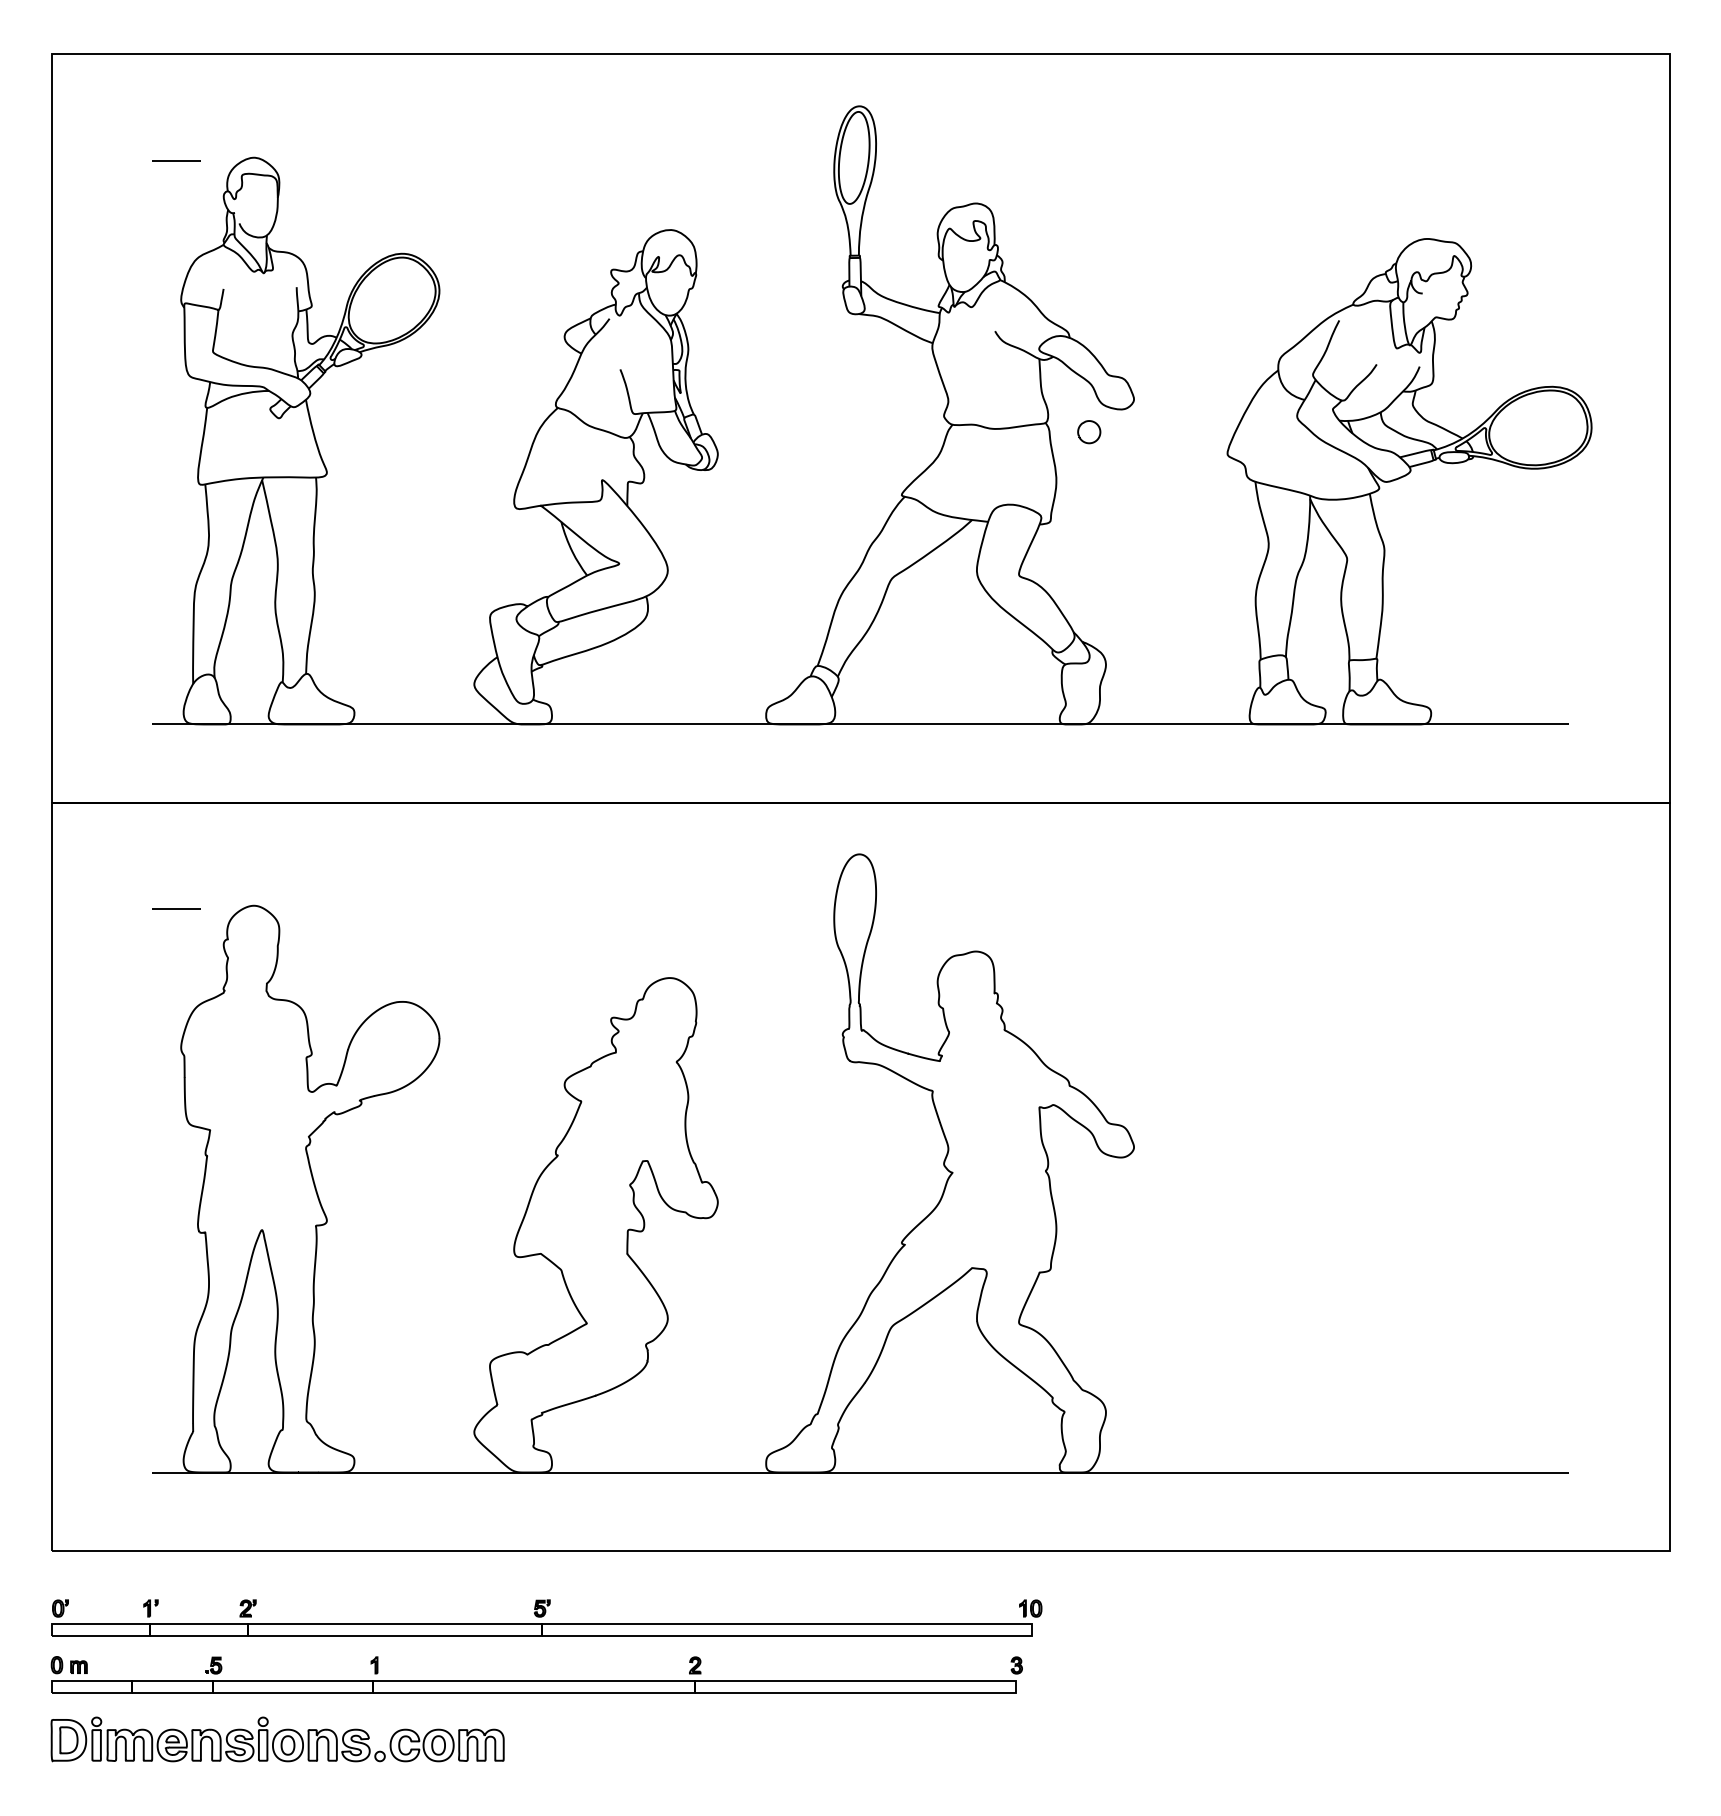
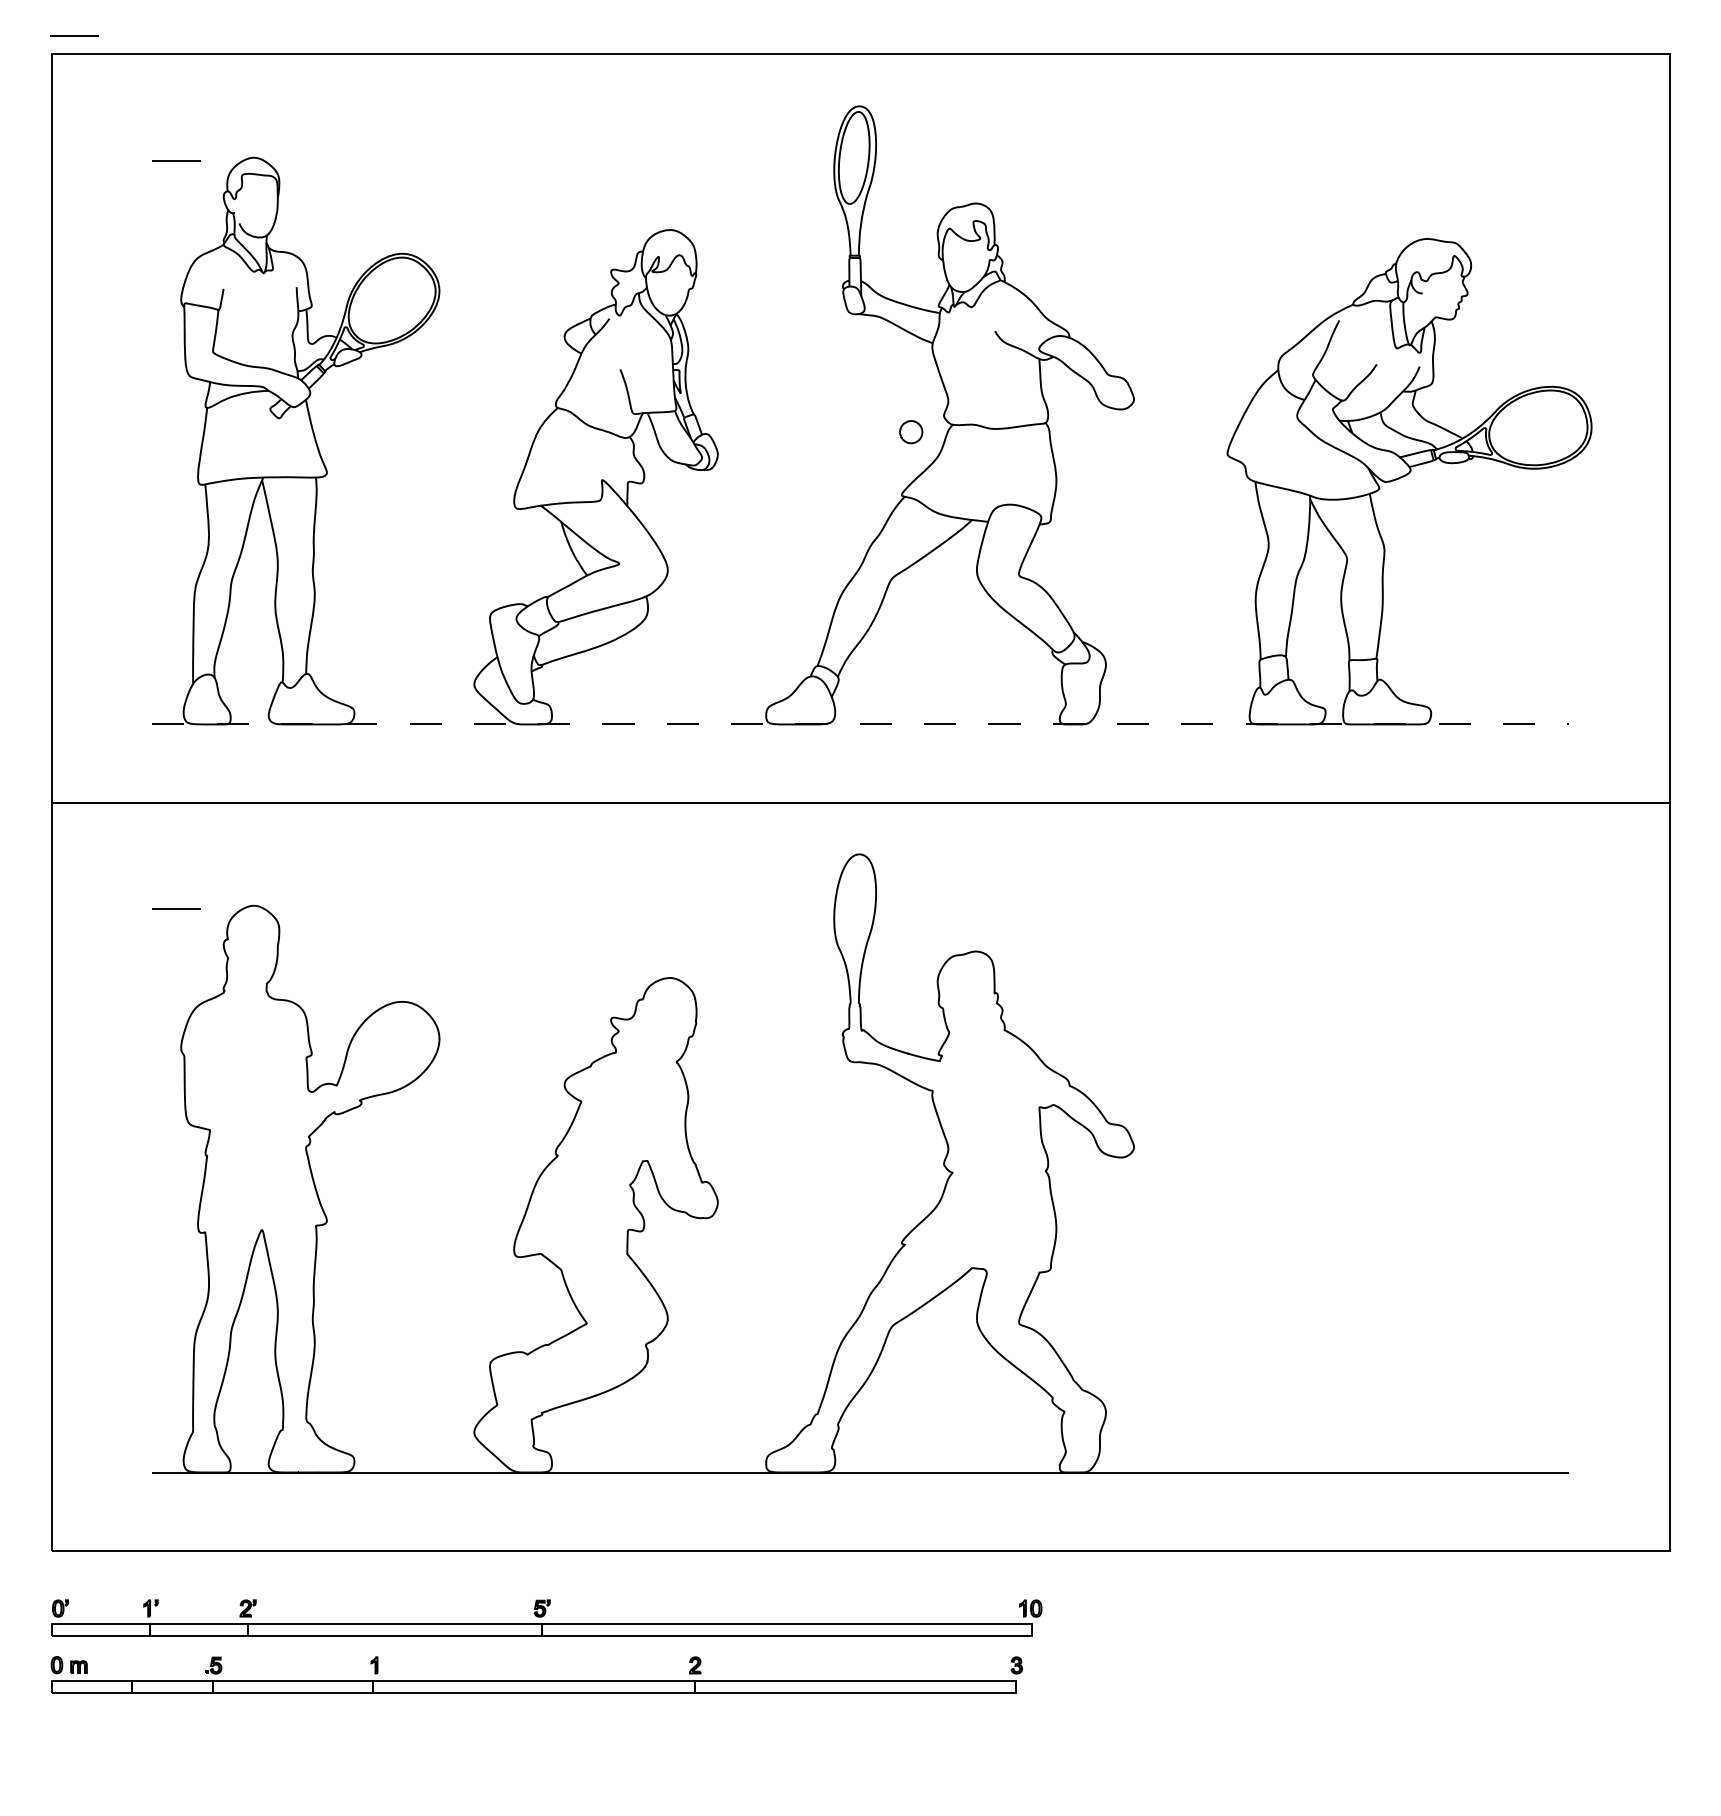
line: none -> present (74, 35)
part position: (1089, 432) -> (911, 432) (911, 432)
line: solid -> dashed (861, 724)
part: present -> none (277, 1739)
